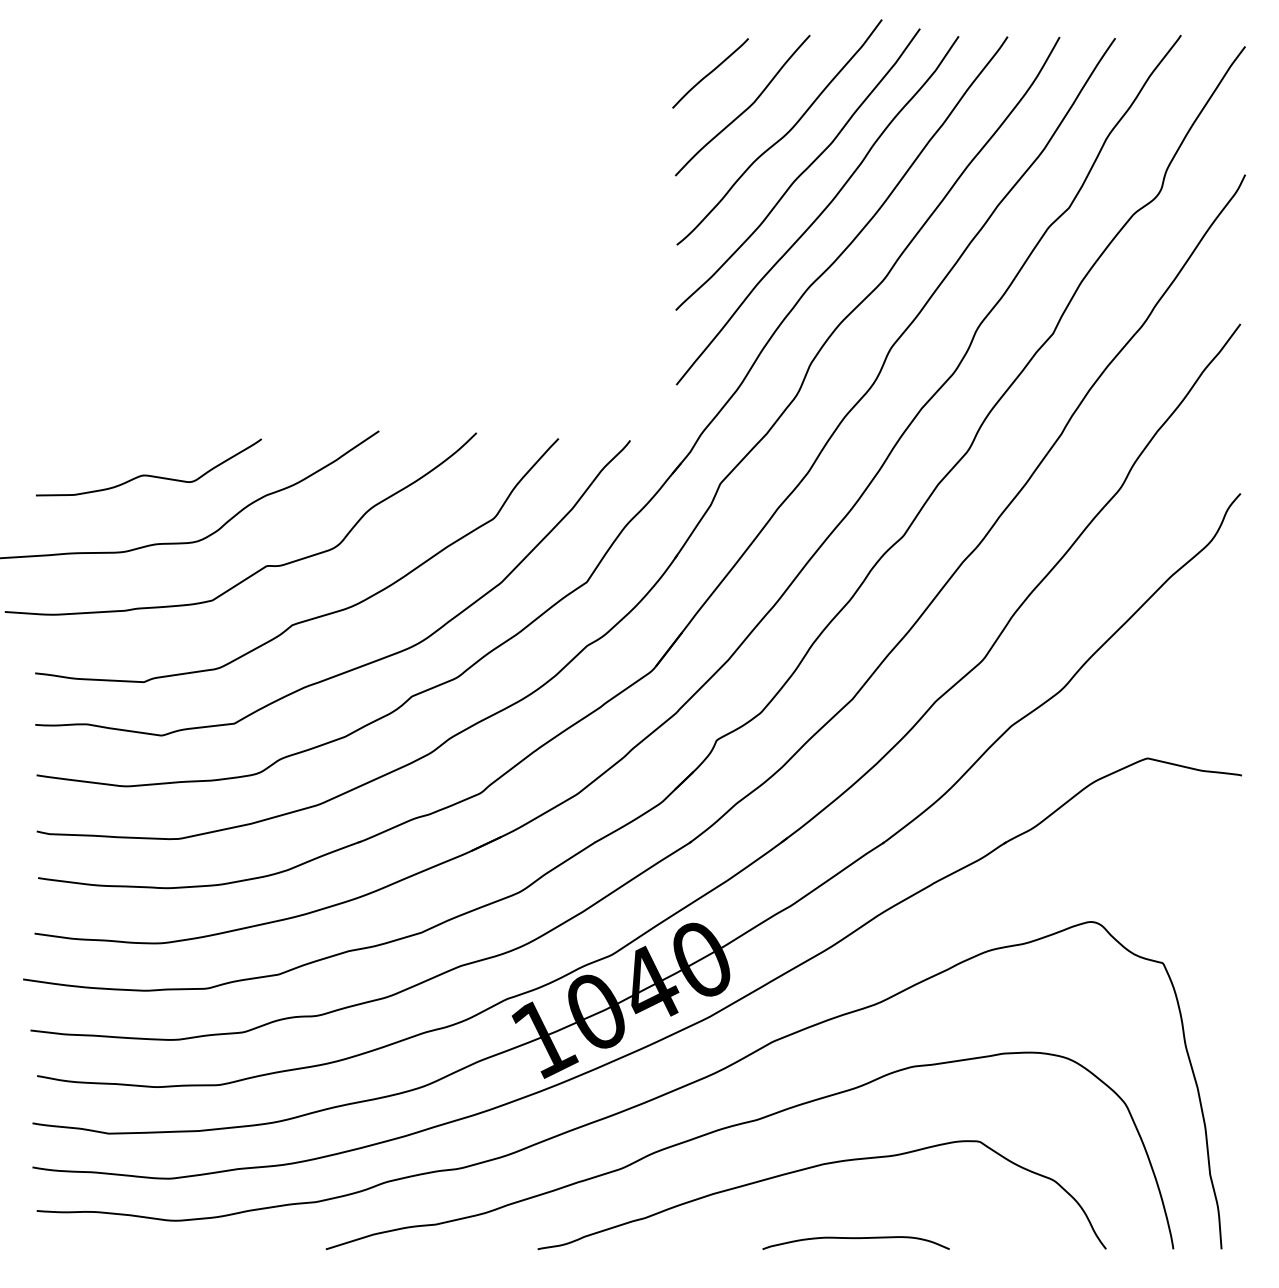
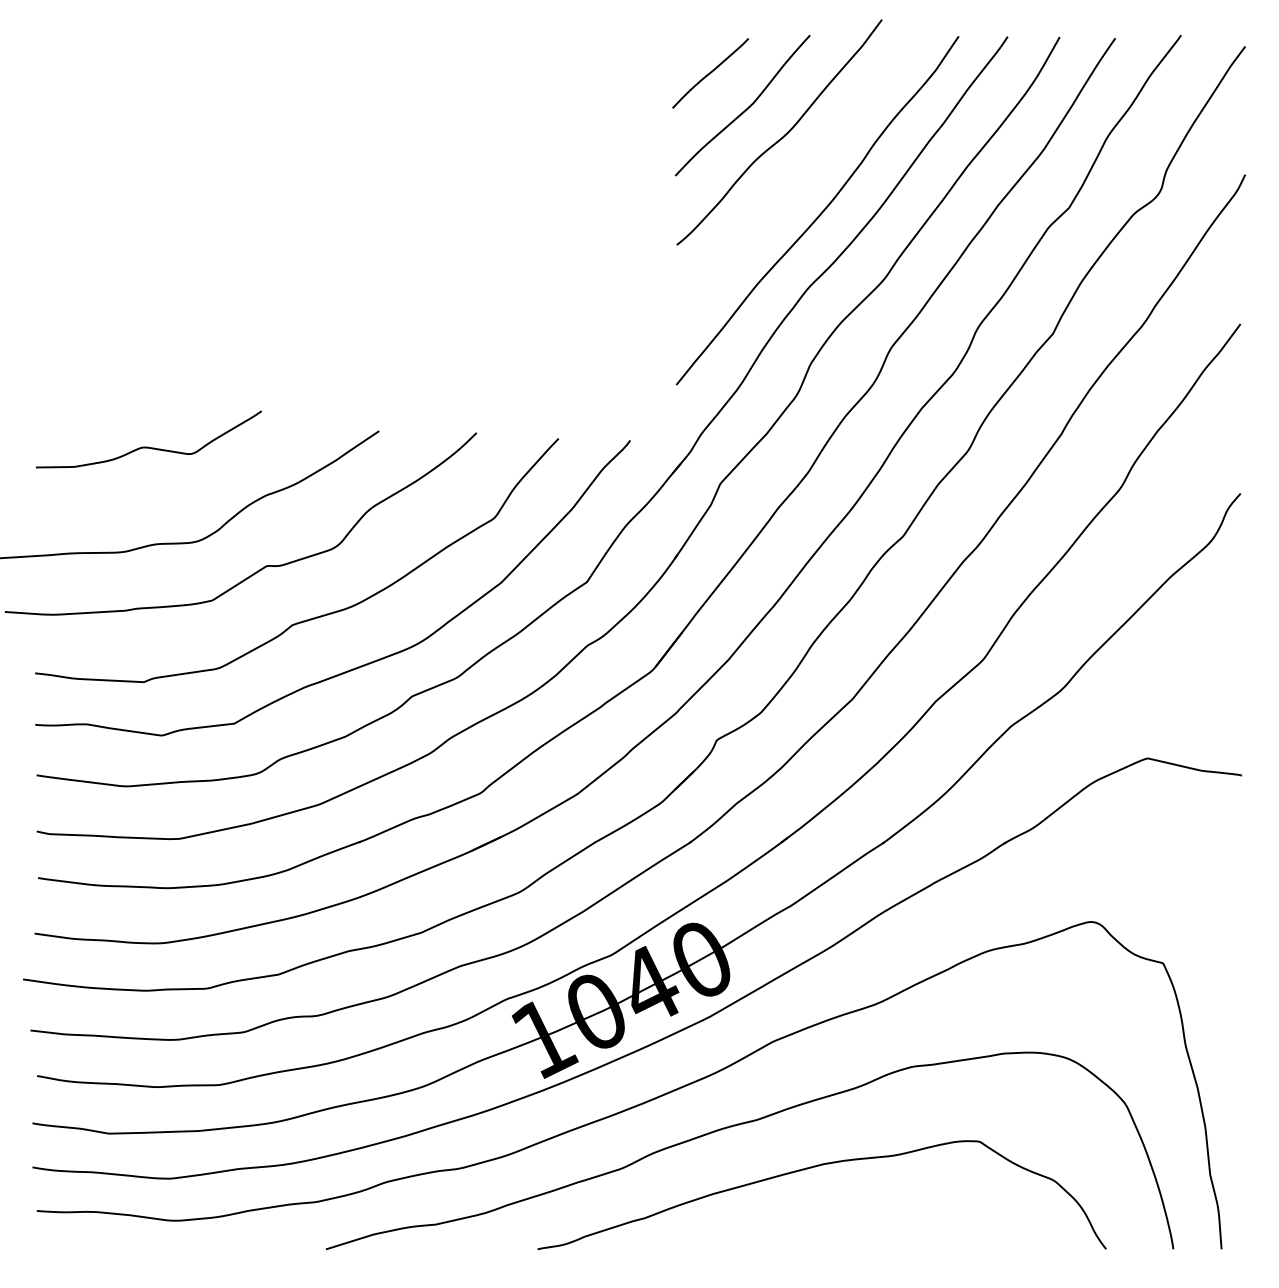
curve: present -> none (801, 172)
curve position: (148, 474) -> (148, 446) (148, 446)
curve: present -> none (855, 1239)
